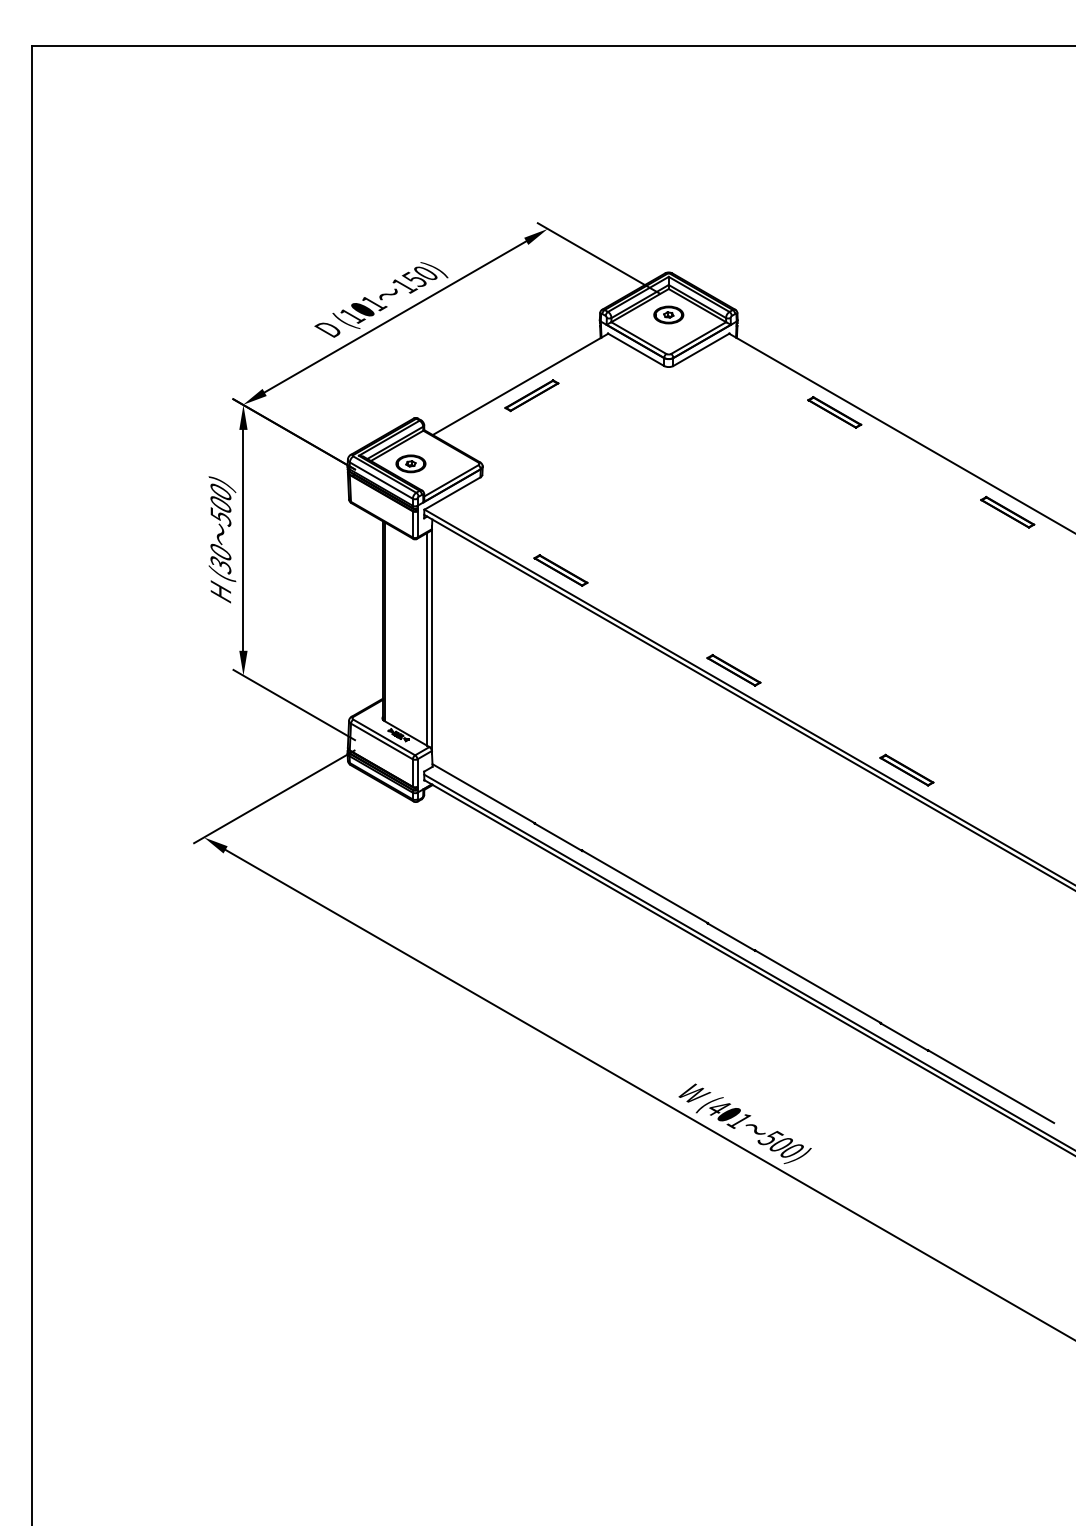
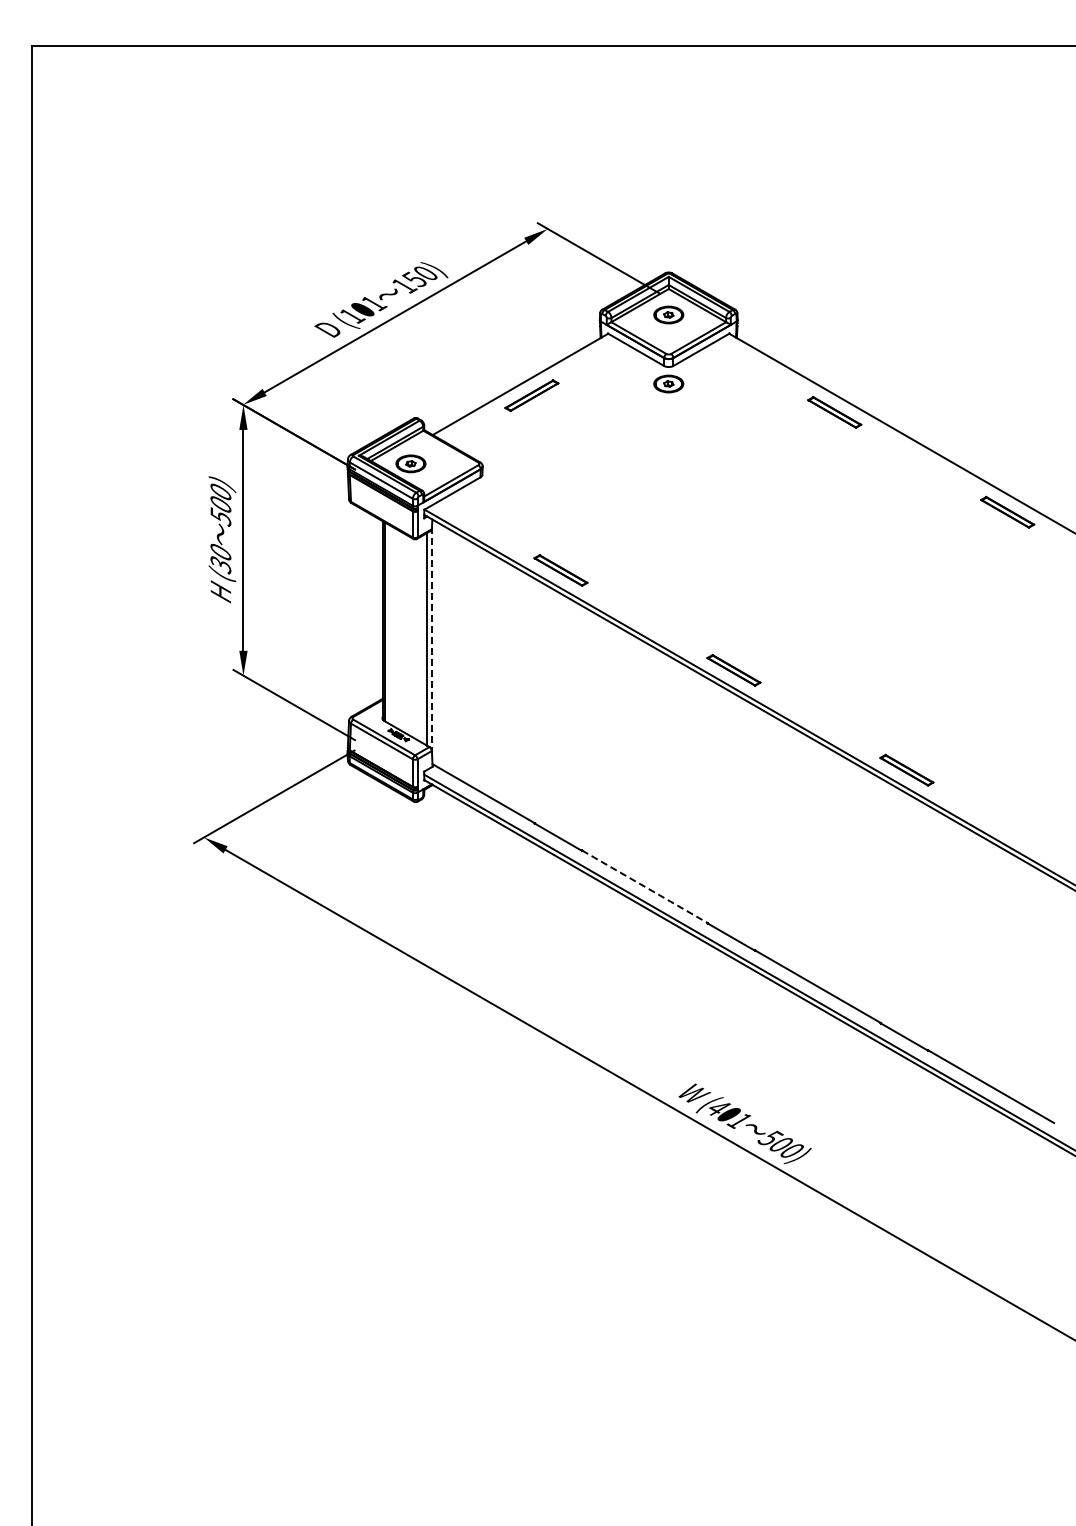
part: none -> present (668, 383)
line: solid -> dashed (432, 639)
line: solid -> dashed (645, 886)
